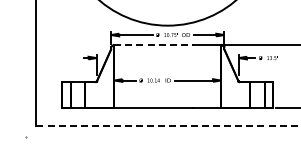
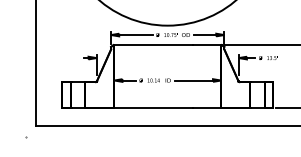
line: dashed -> solid (154, 45)
line: dashed -> solid (168, 126)
